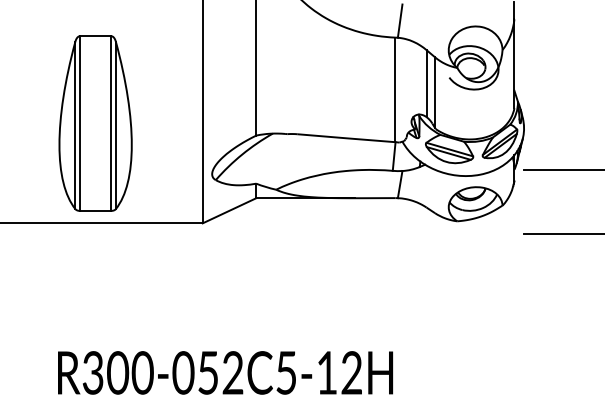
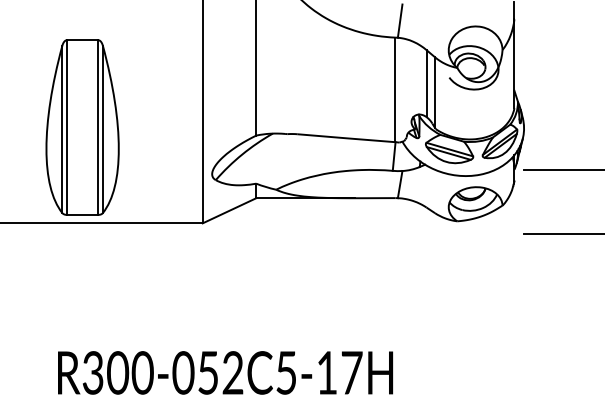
part position: (95, 123) -> (82, 127) (82, 127)
text: R300-052C5-12H -> R300-052C5-17H (351, 372)
